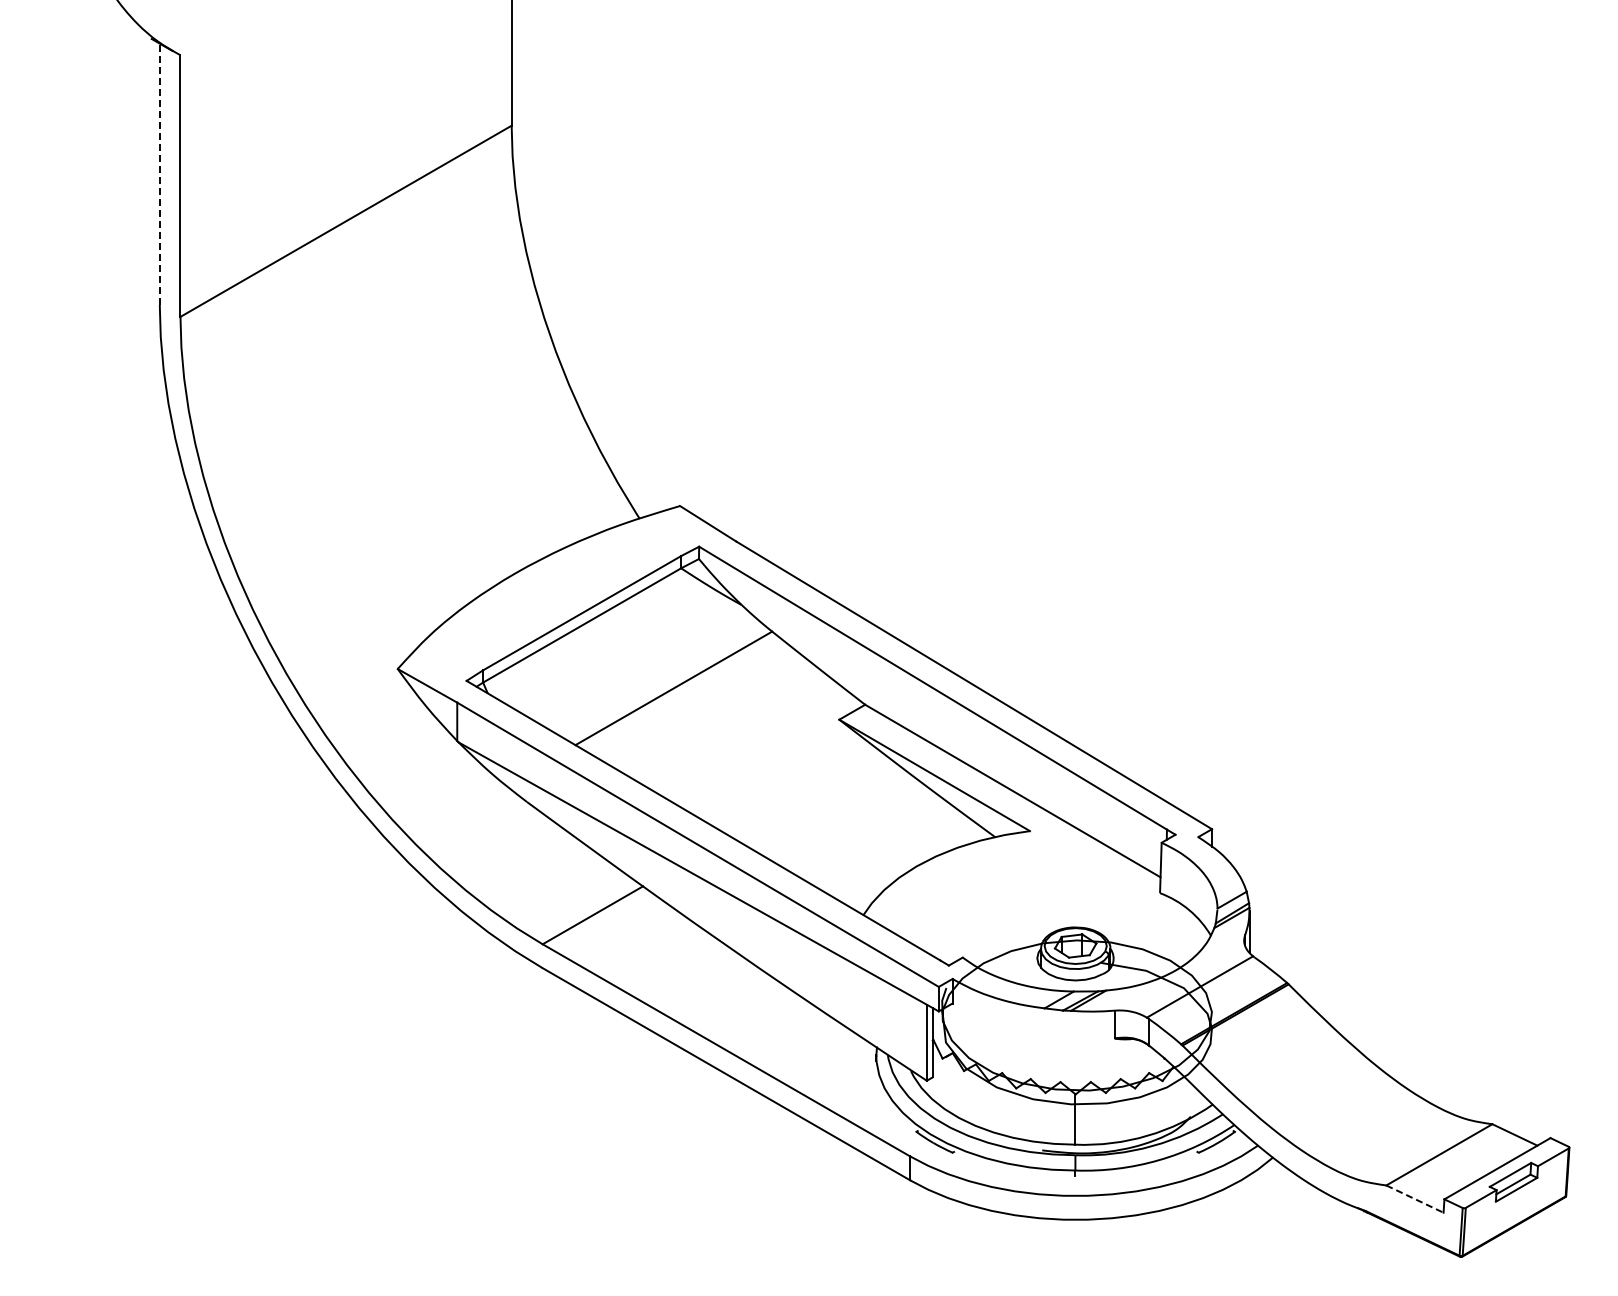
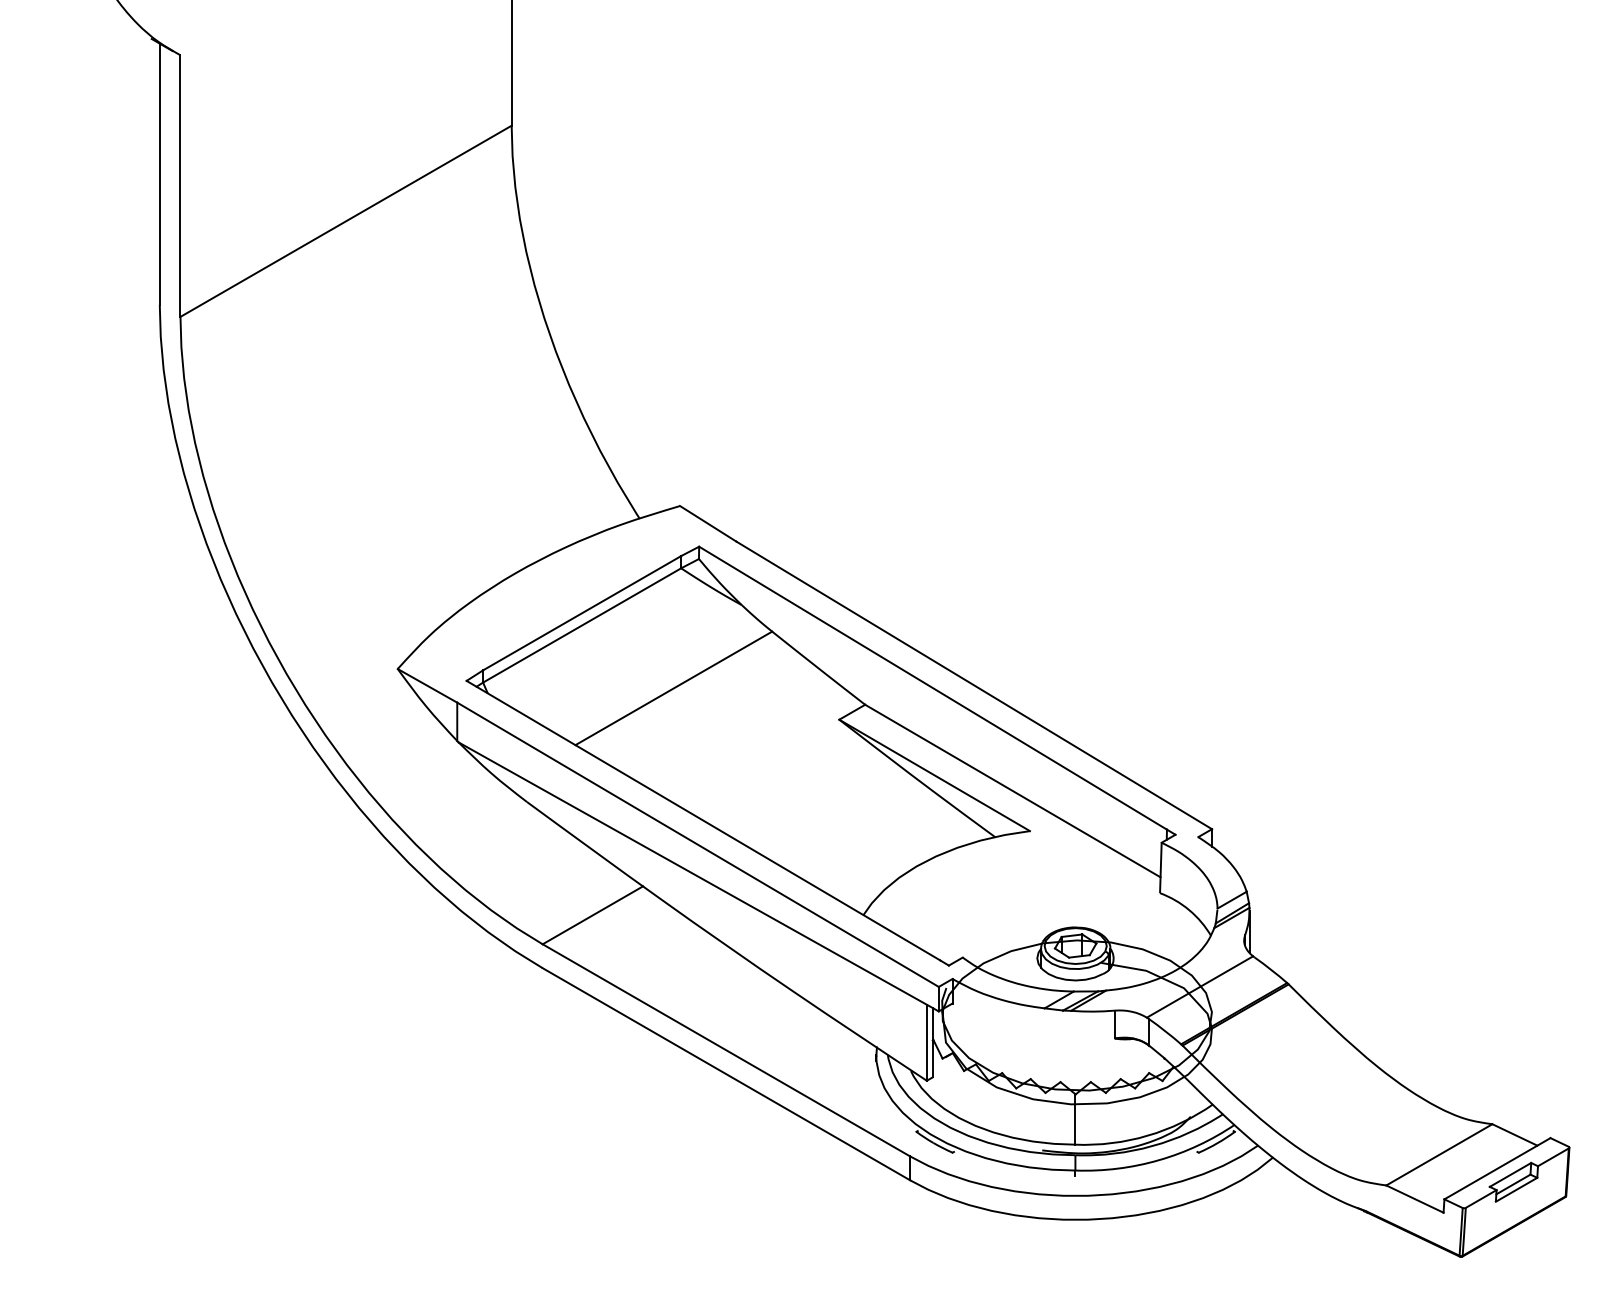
line: dashed -> solid (159, 174)
line: dashed -> solid (1414, 1199)
